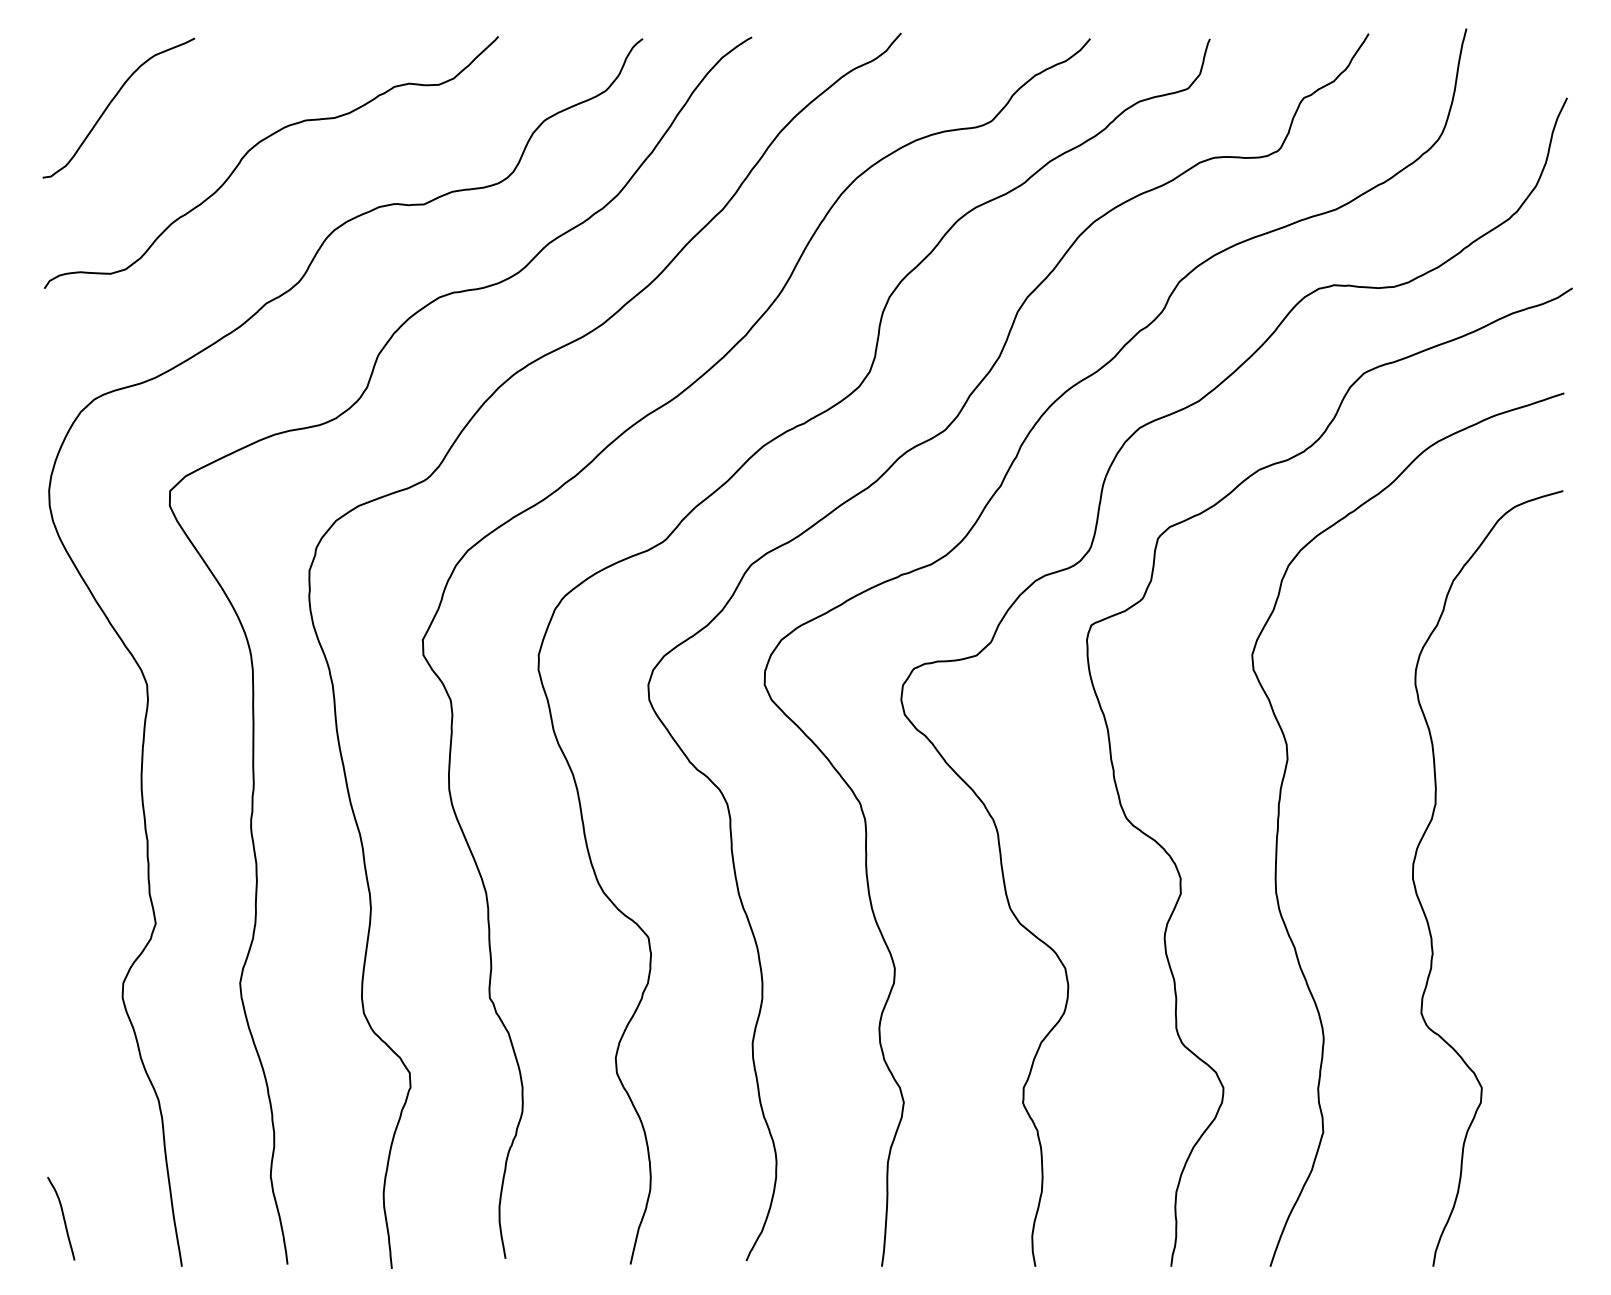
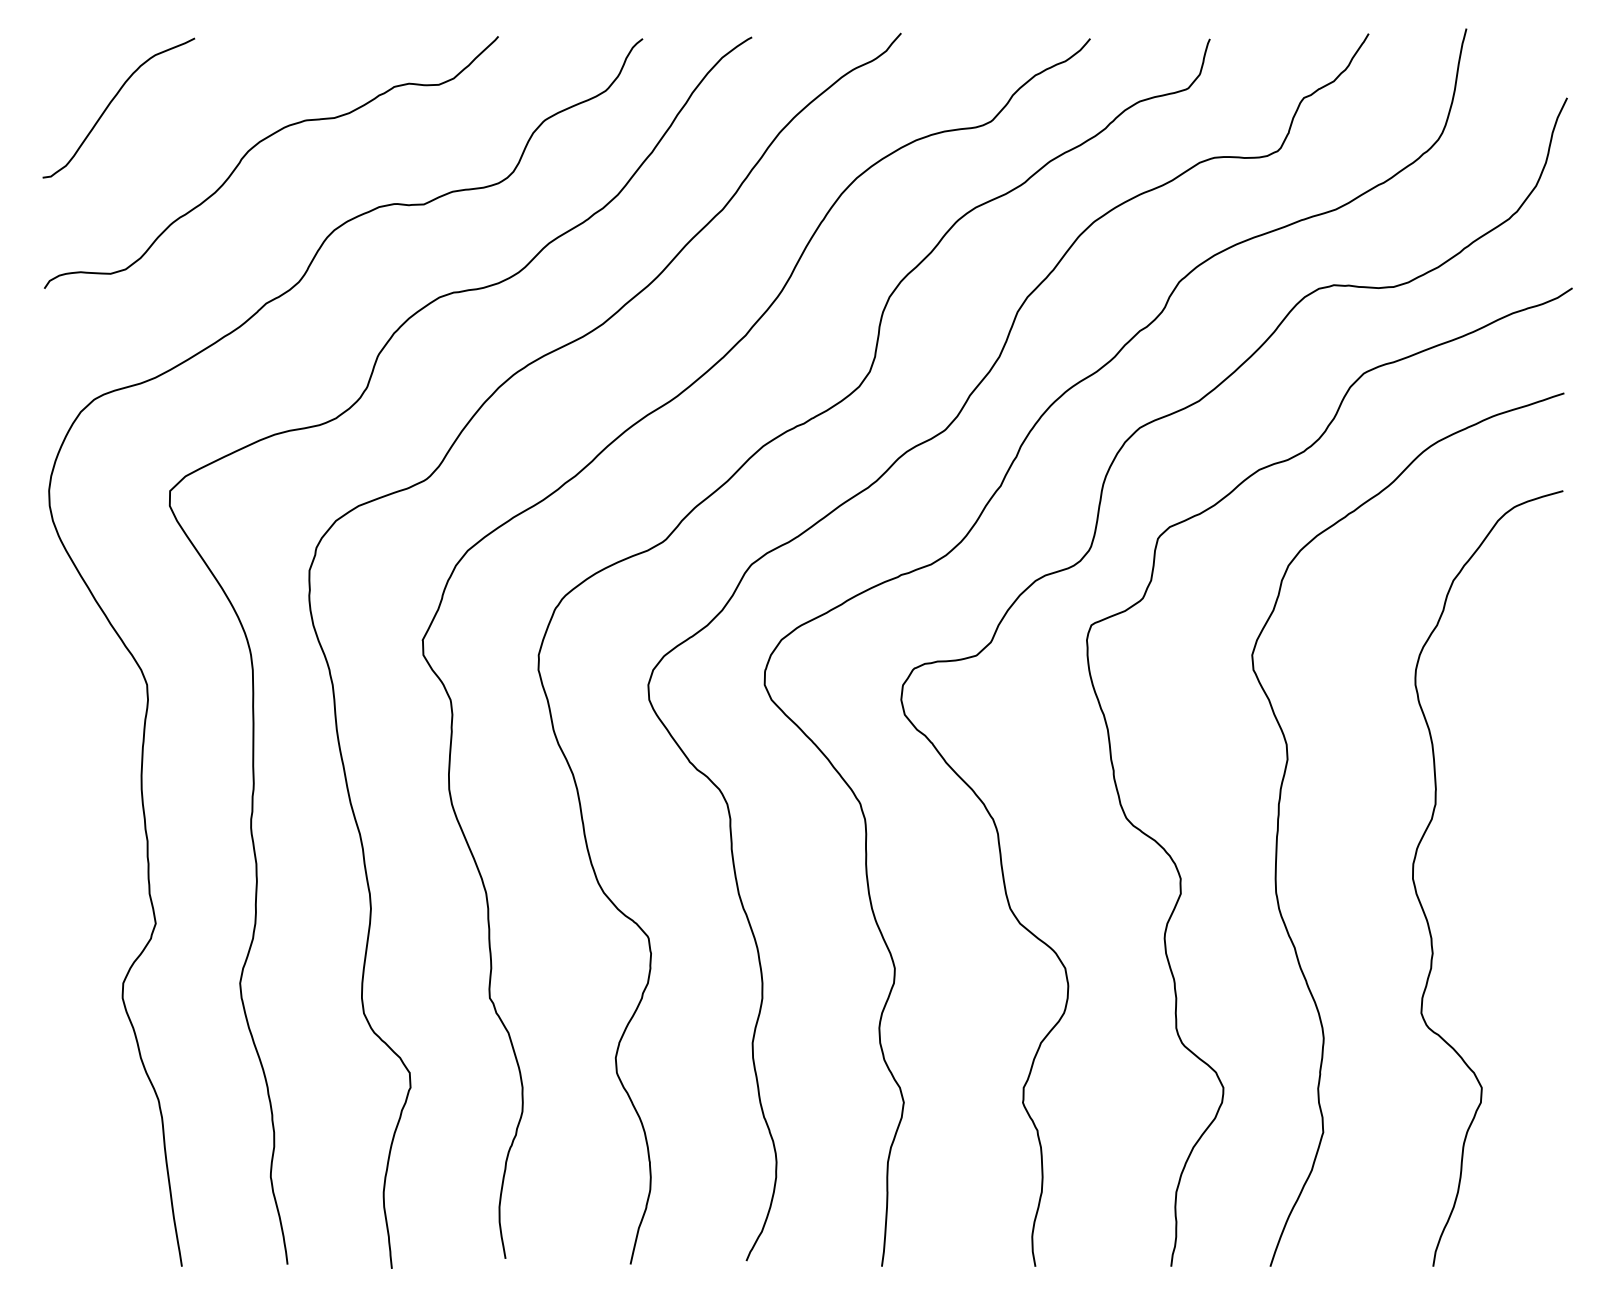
curve: present -> none (63, 1218)
